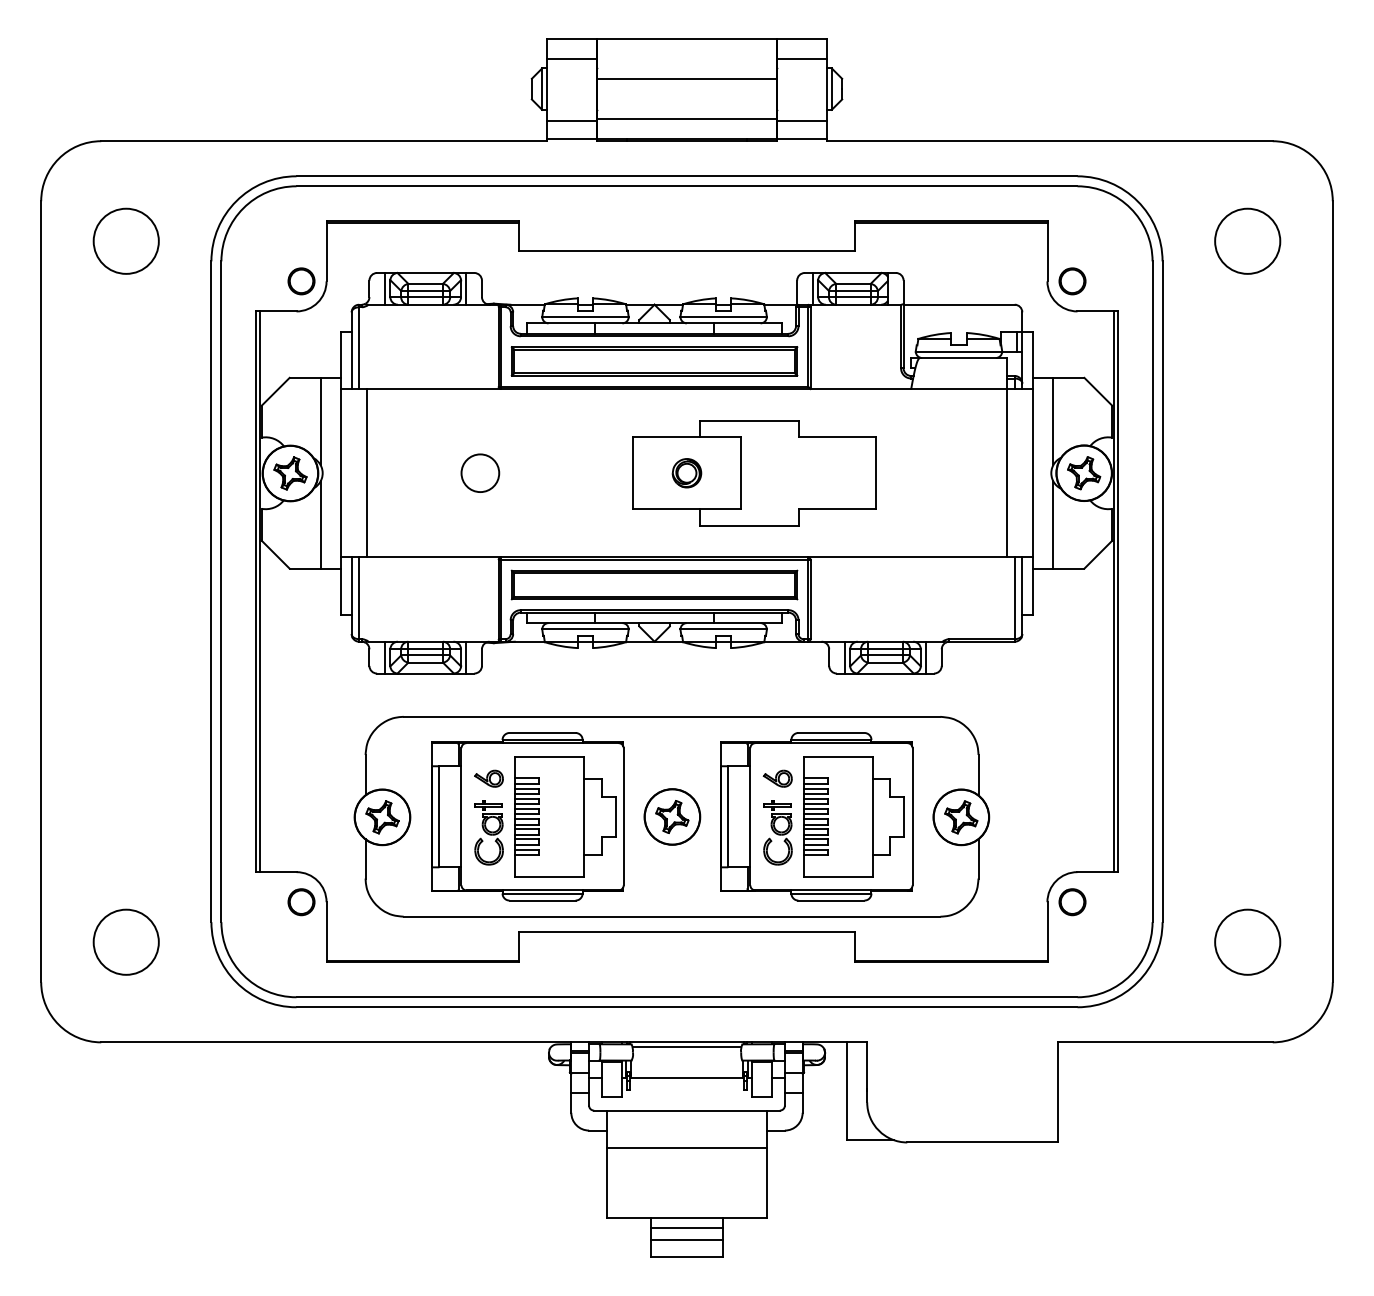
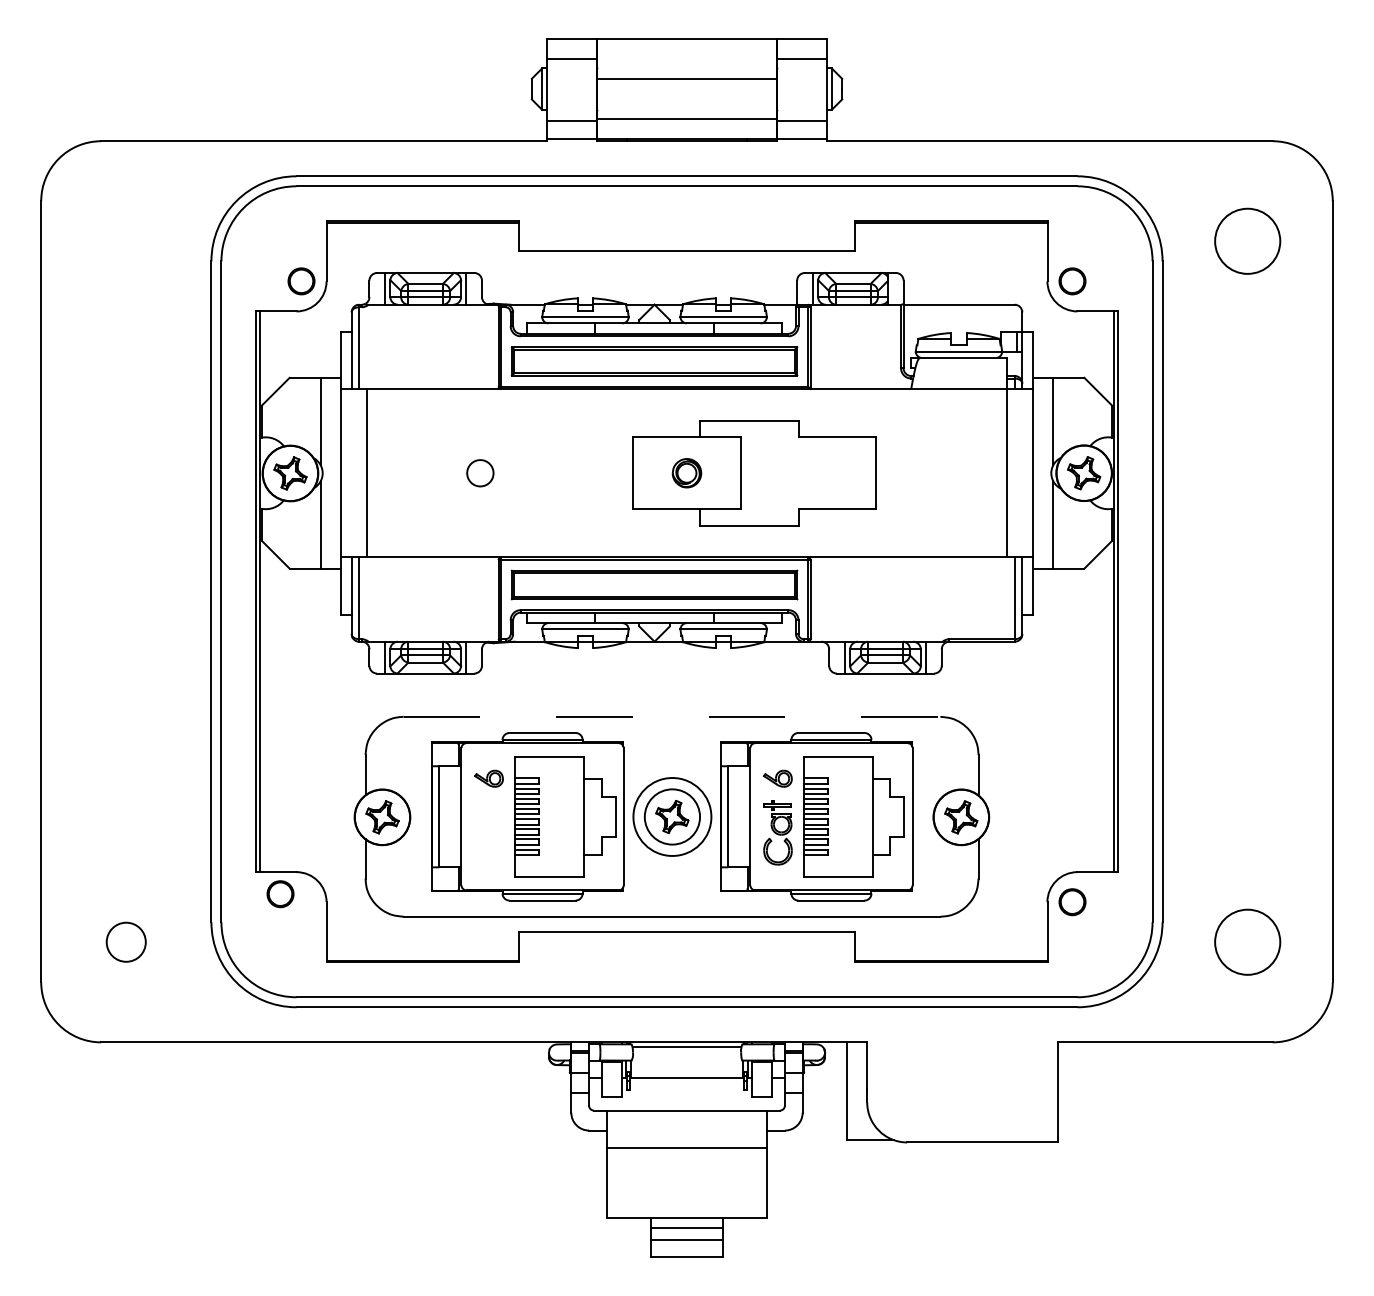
circle: present -> none (125, 240)
circle diameter: 38 px -> 26 px (480, 473)
line: solid -> dashed (672, 716)
circle diameter: 56 px -> 78 px (672, 816)
part: present -> none (488, 832)
circle position: (301, 902) -> (280, 894) (280, 894)
circle diameter: 65 px -> 39 px (125, 941)
